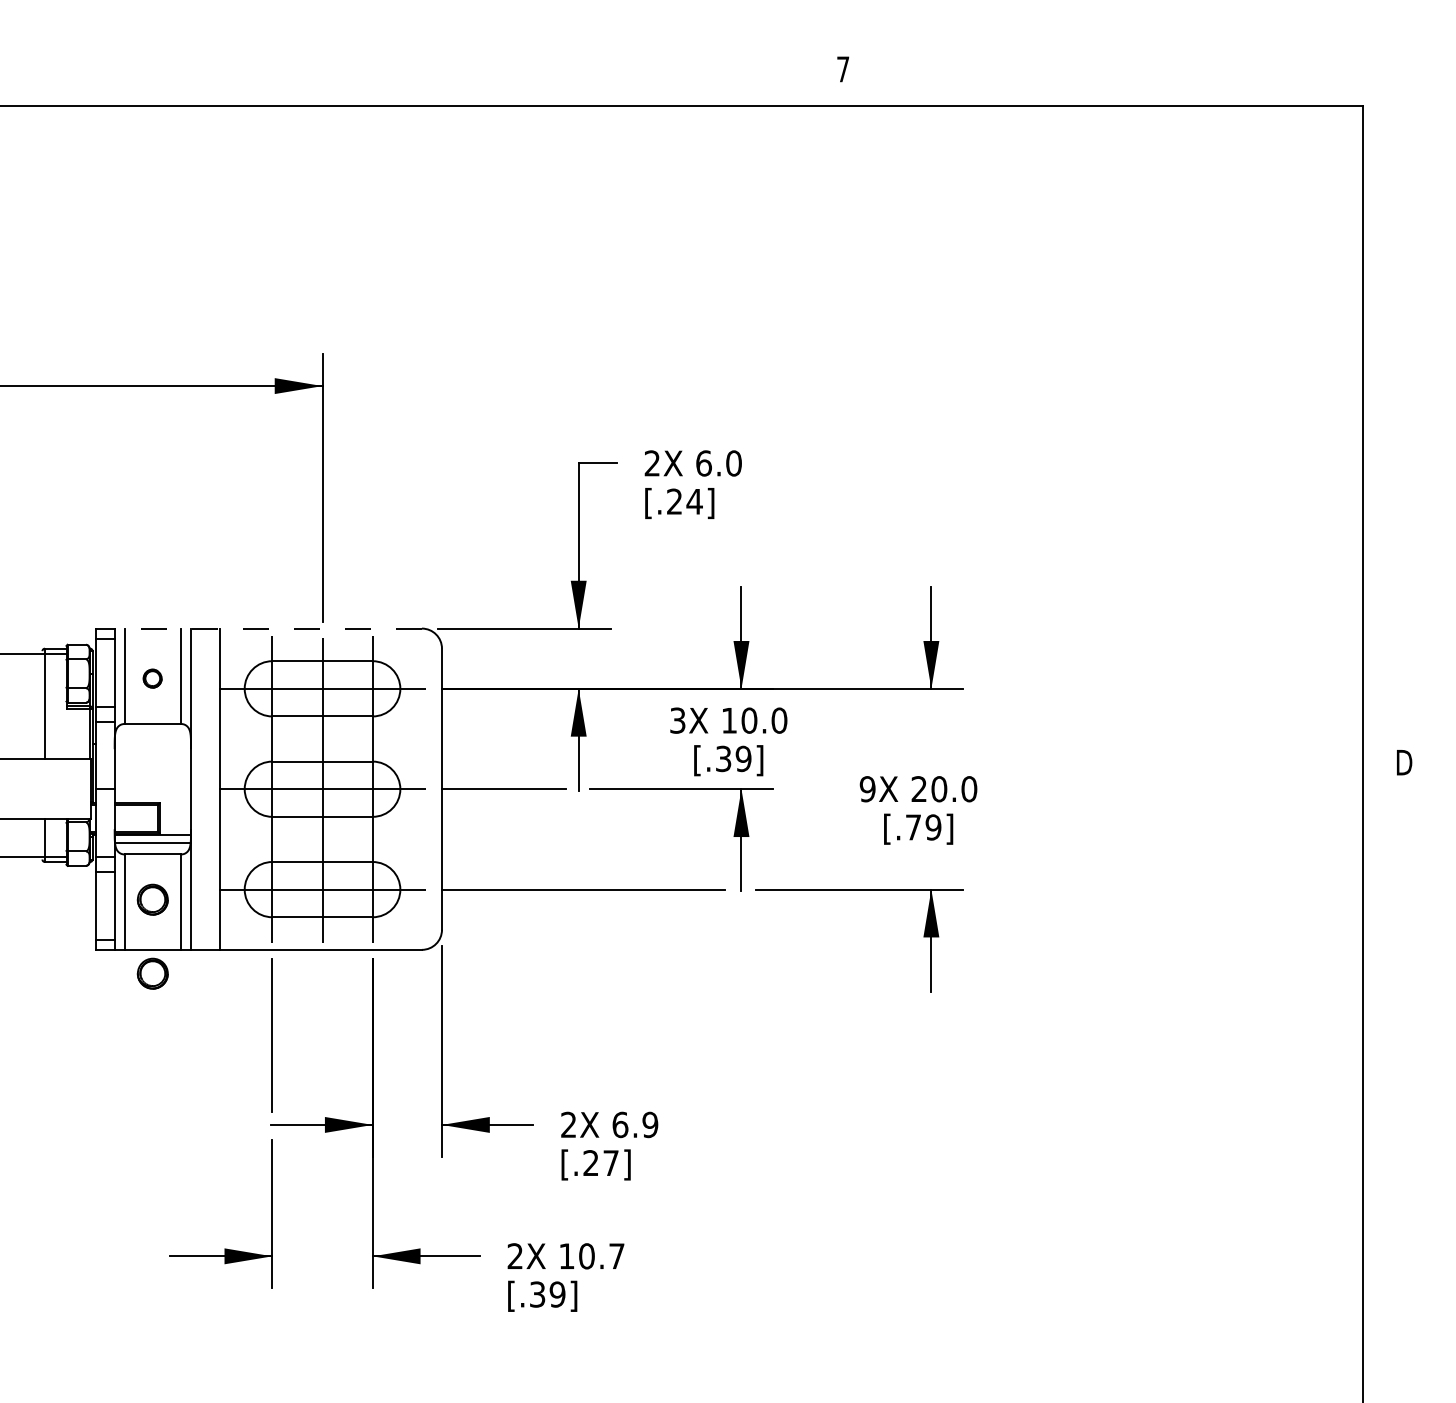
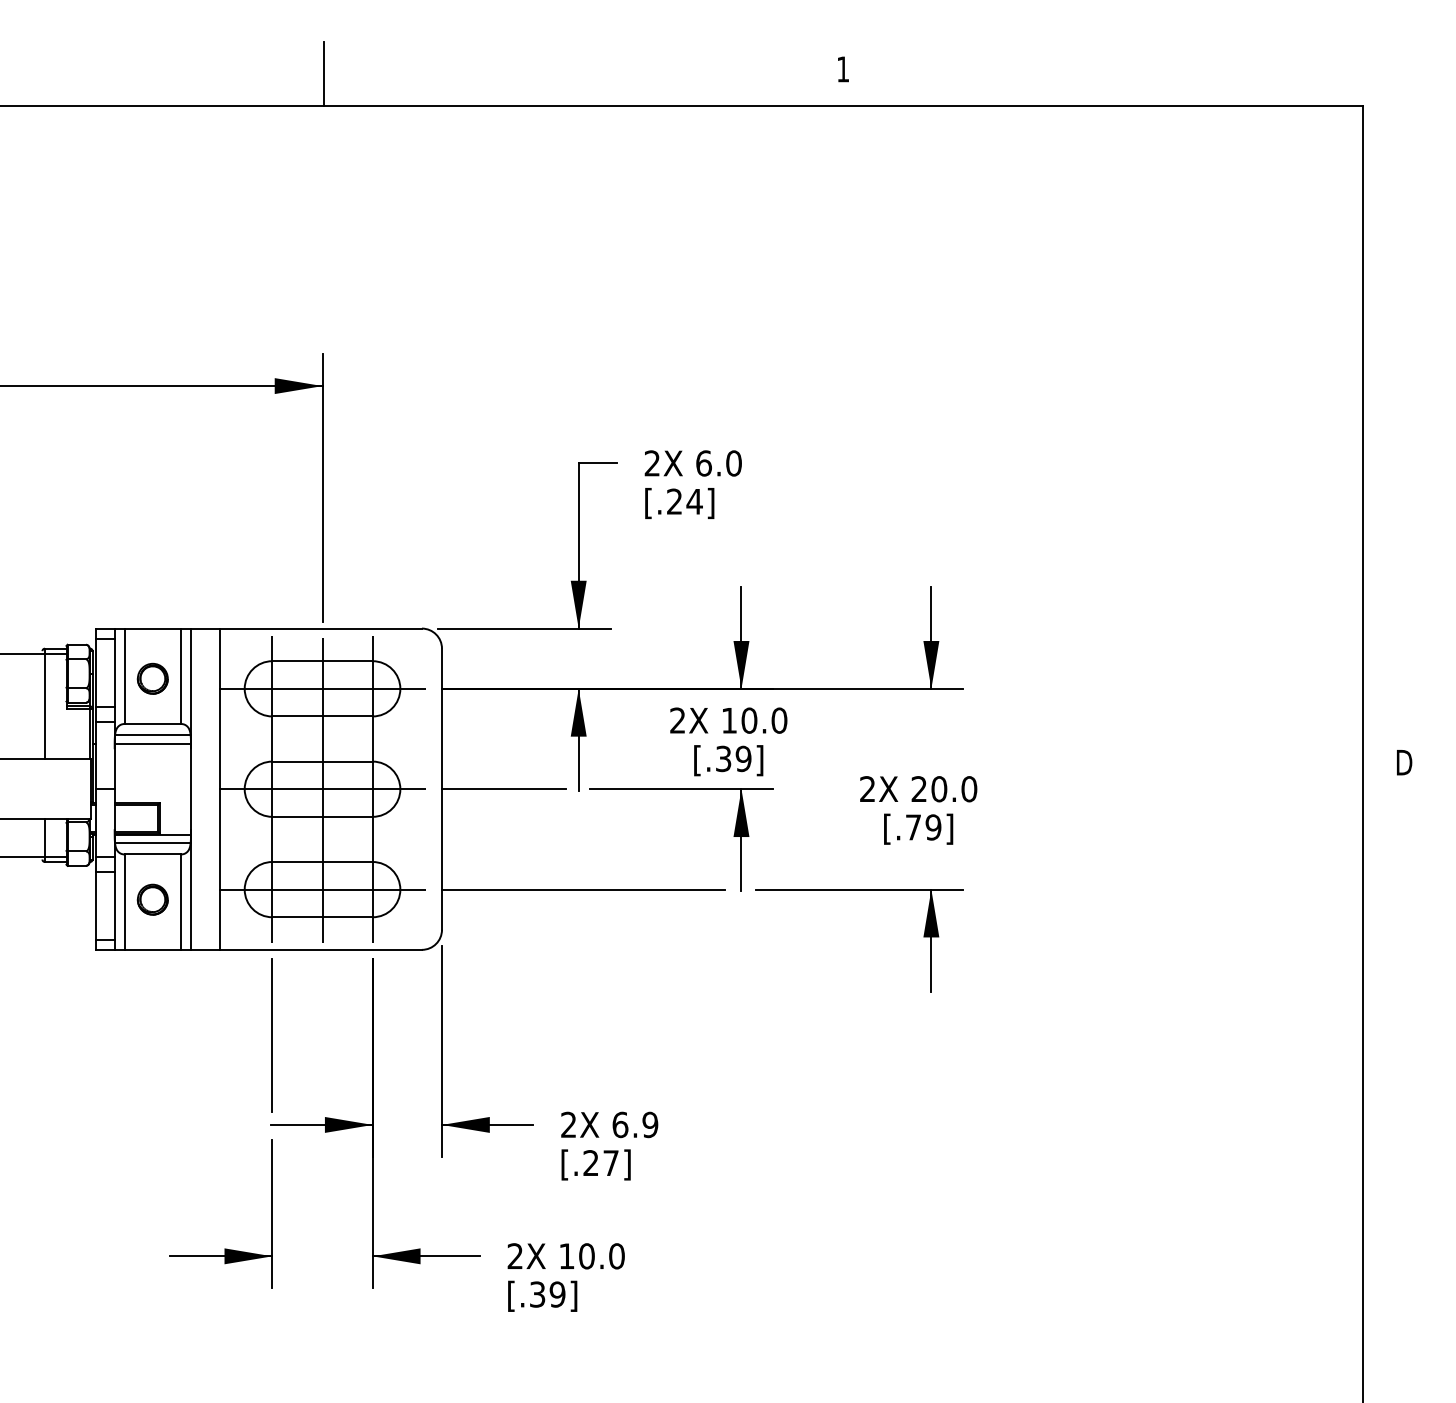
text: 7 -> 1 (843, 69)
line: none -> present (324, 74)
line: dashed -> solid (268, 628)
part size: 21x21 px -> 33x33 px (152, 678)
text: 3X -> 2X (677, 720)
line: none -> present (152, 735)
line: none -> present (152, 743)
text: 9X -> 2X (867, 789)
part: present -> none (152, 973)
text: 10.7 -> 10.0 (616, 1256)
